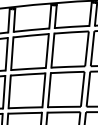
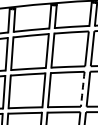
arc: solid -> dashed (82, 89)
